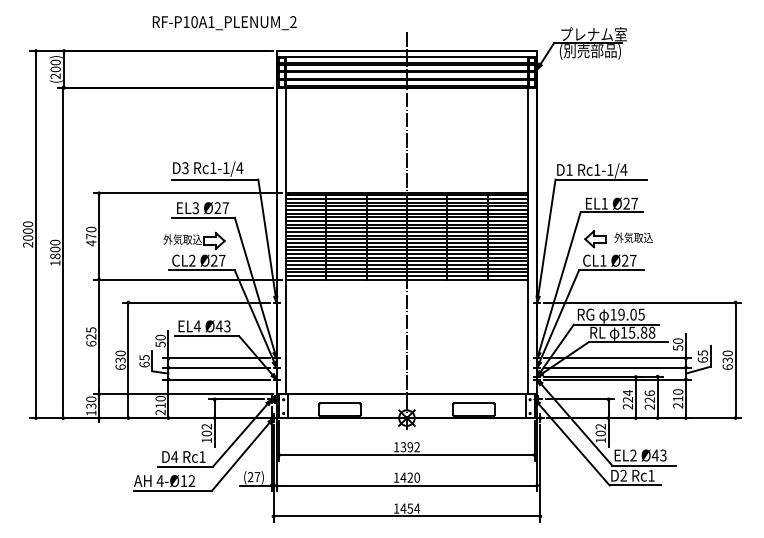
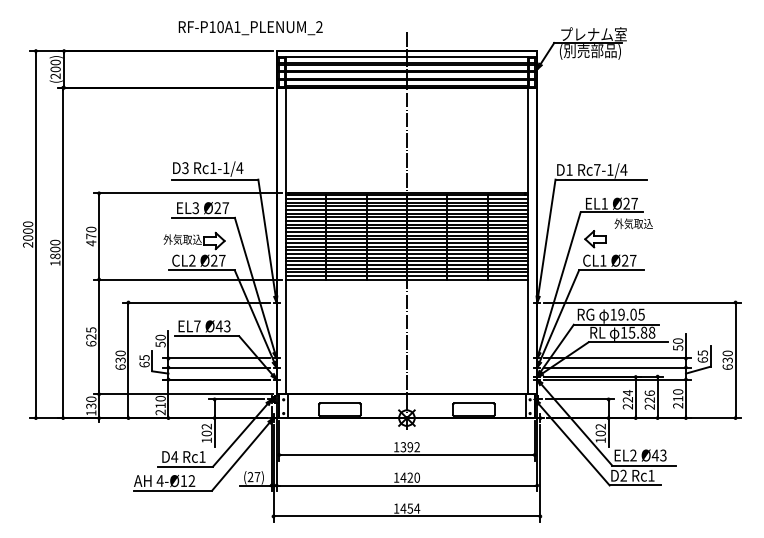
text position: (224, 23) -> (250, 28) (250, 28)
text: Rc1-1/4 -> Rc7-1/4 (597, 169)
text position: (633, 237) -> (633, 223) (633, 223)
text: EL4 -> EL7 (196, 326)
